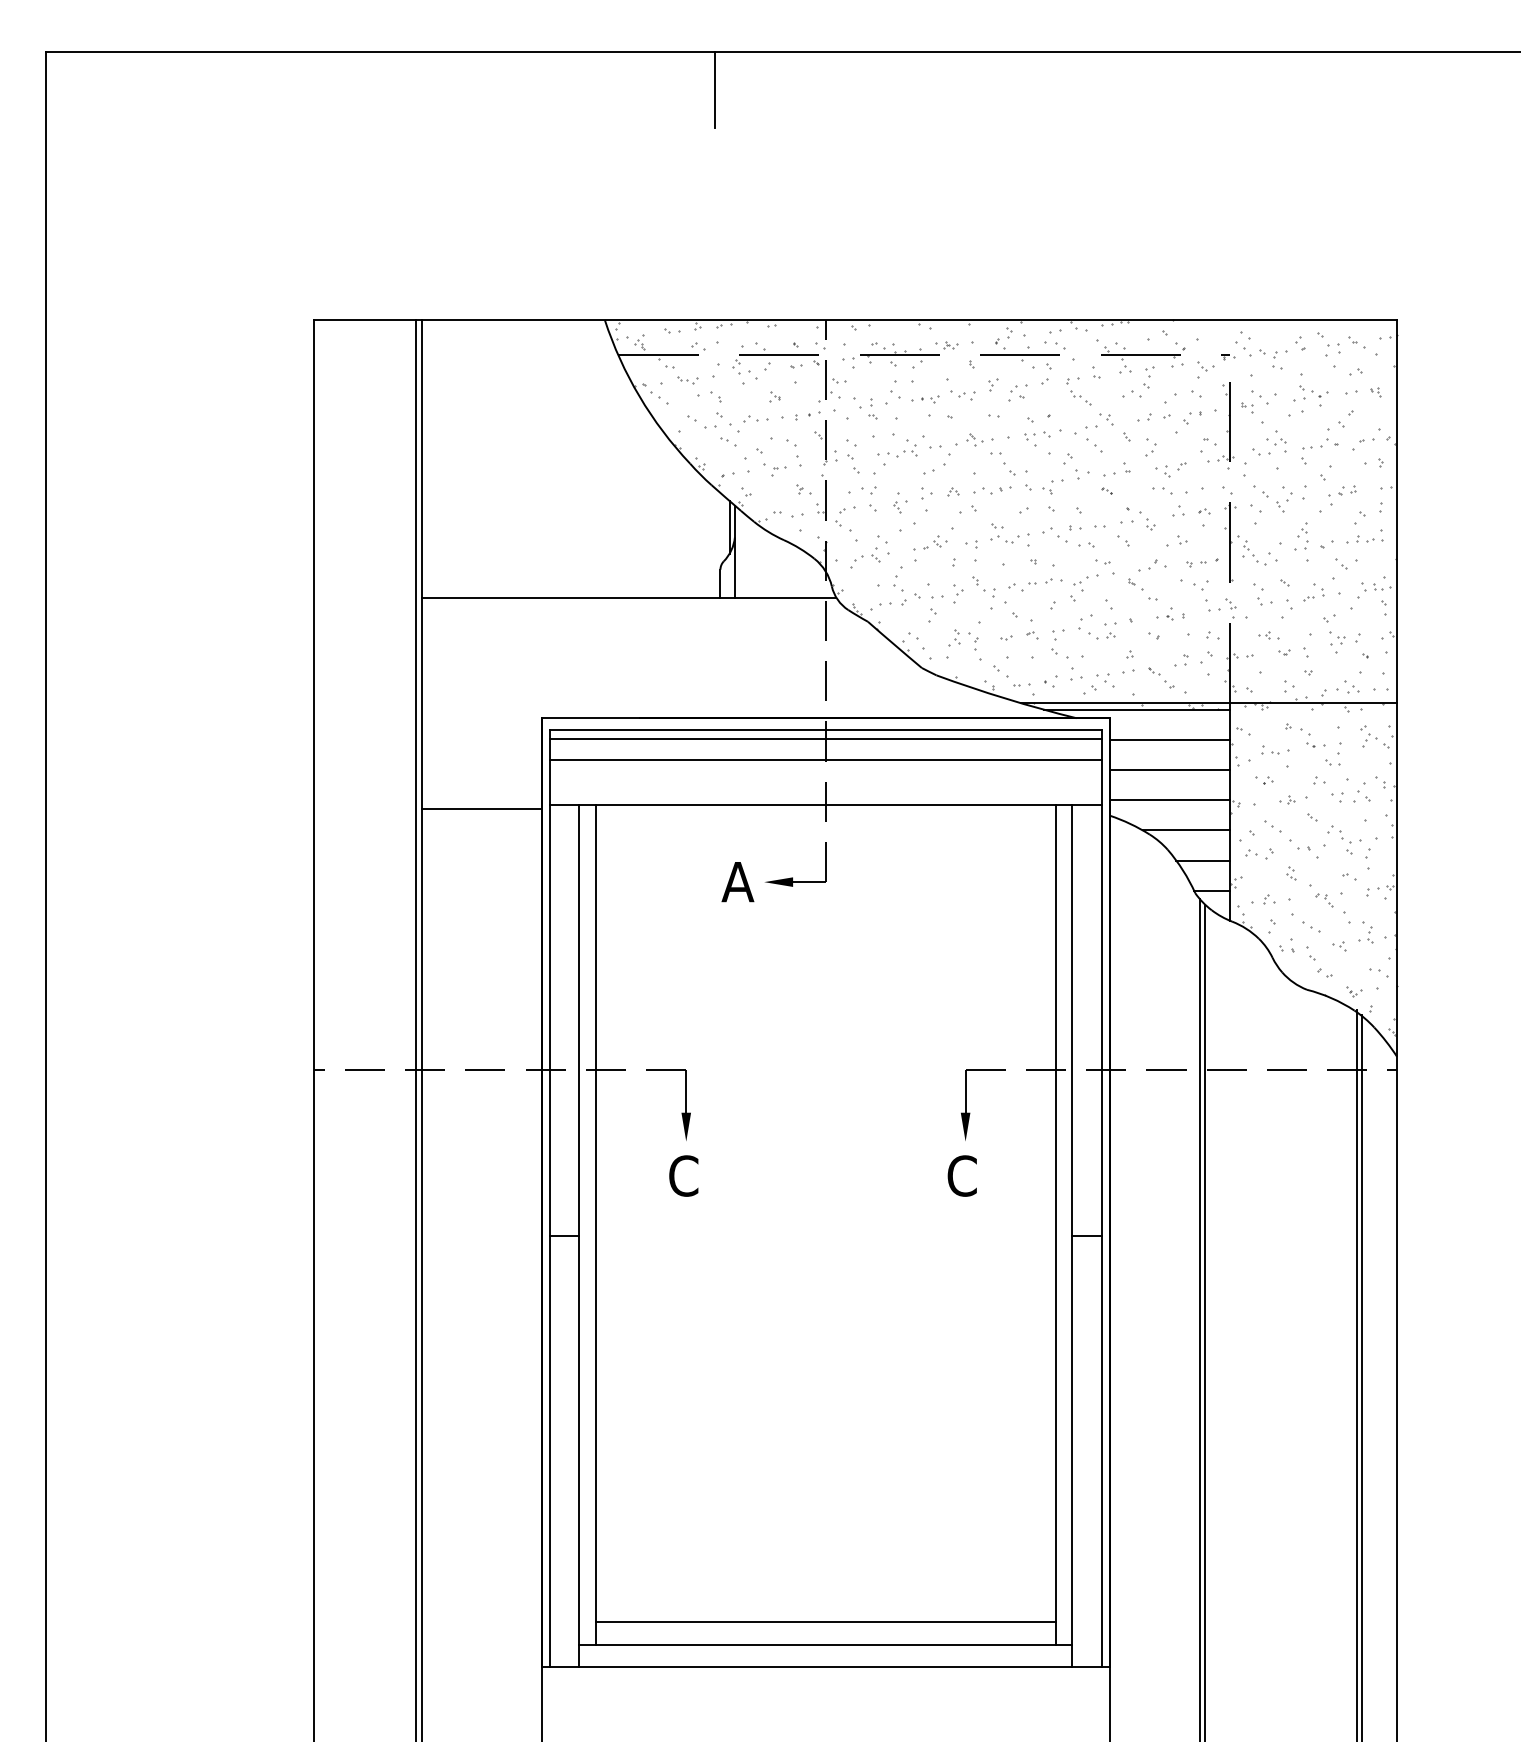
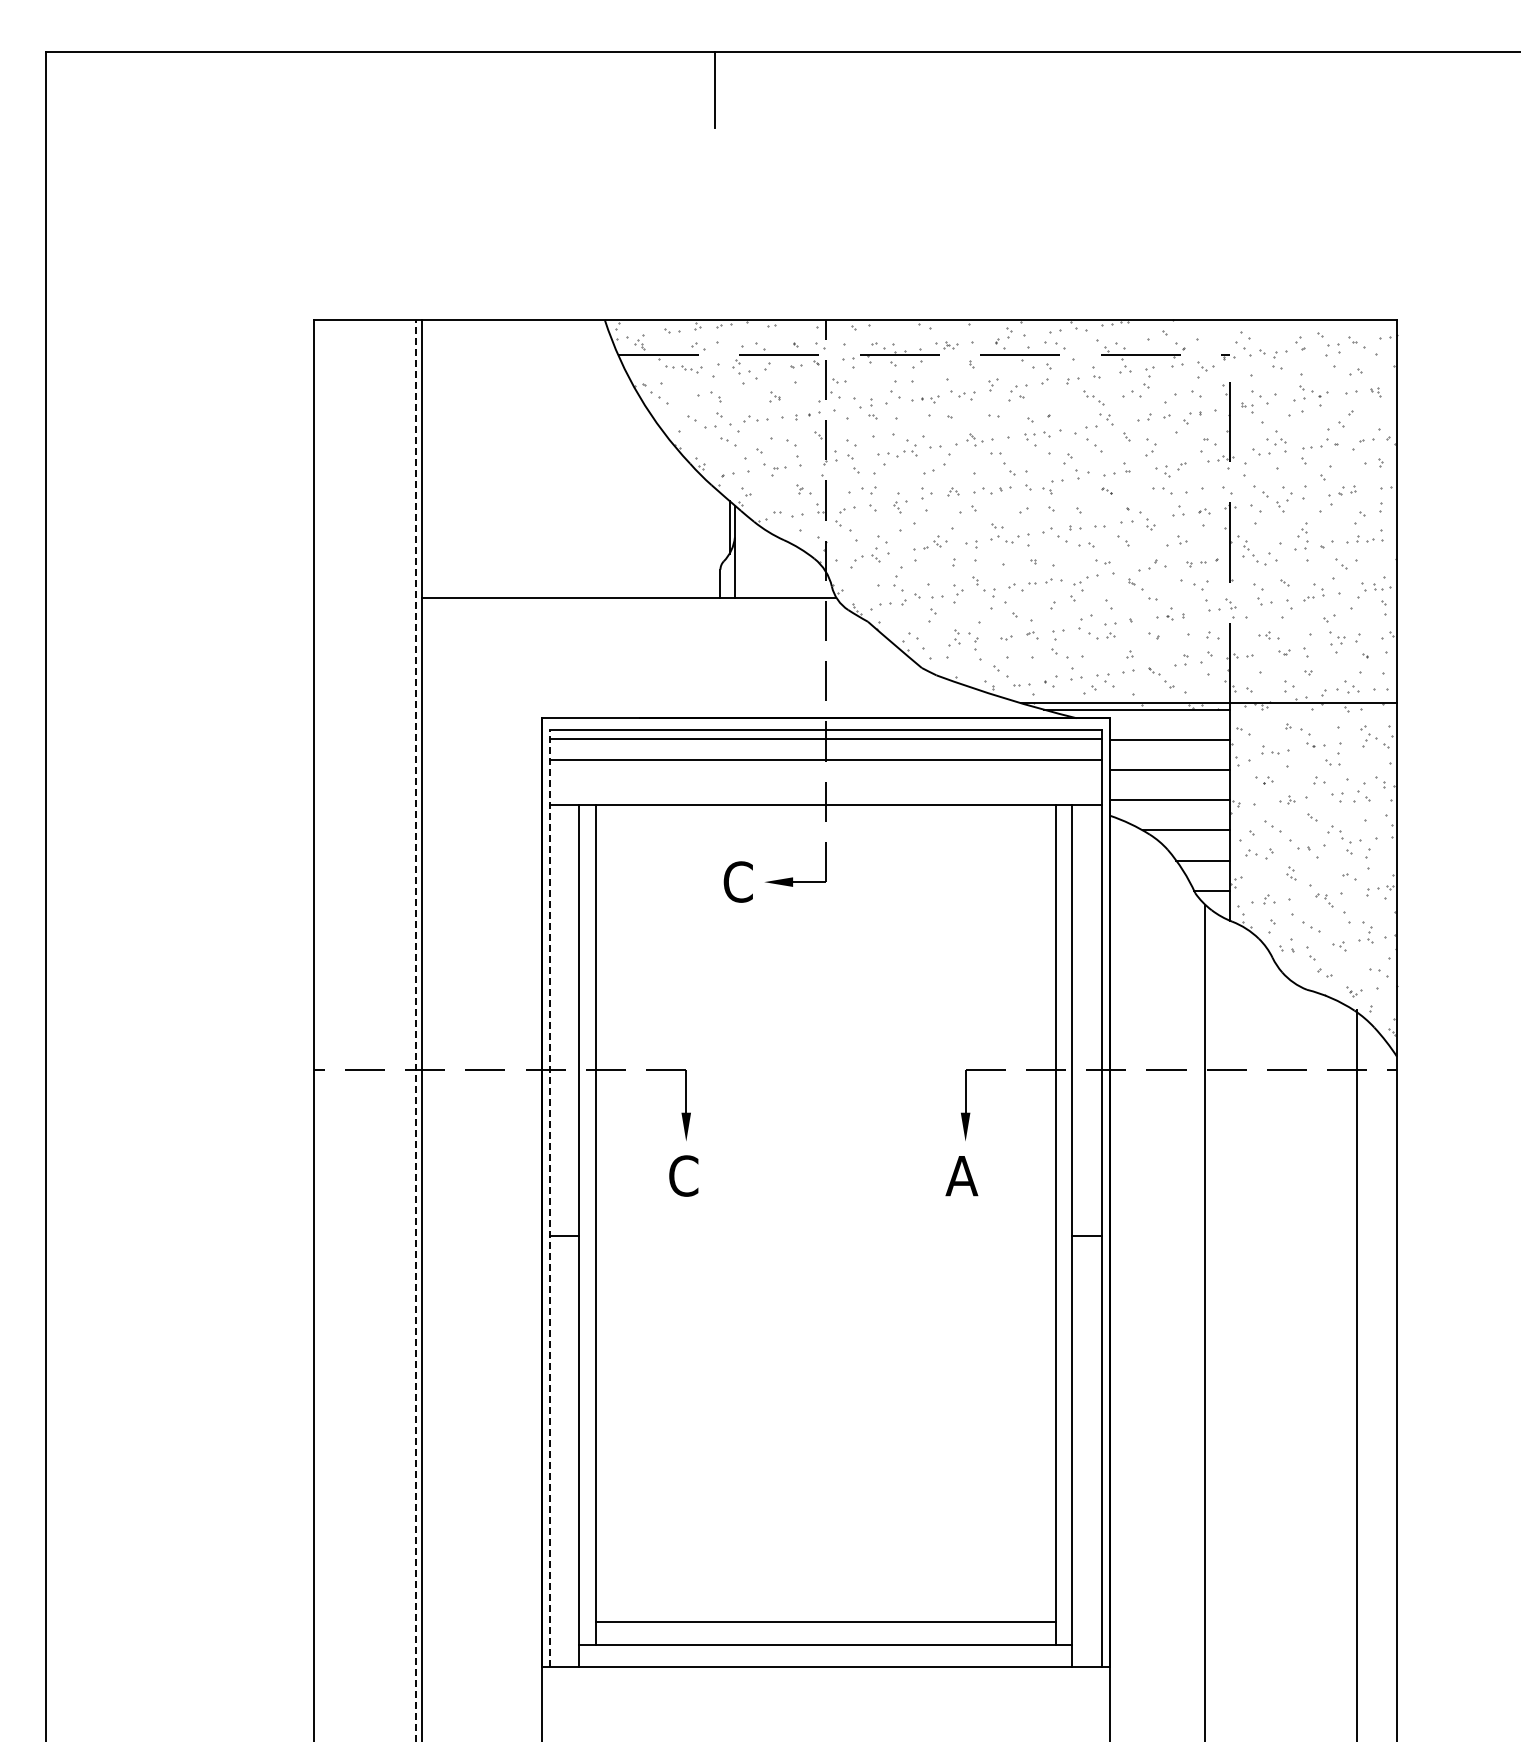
part position: (687, 380) -> (691, 369) (691, 369)
part position: (1080, 397) -> (1093, 397) (1093, 397)
line: present -> none (481, 808)
text: A -> C (737, 881)
line: solid -> dashed (416, 1030)
text: C -> A (961, 1175)
line: solid -> dashed (549, 1198)
line: present -> none (1200, 1318)
line: present -> none (1361, 1376)
